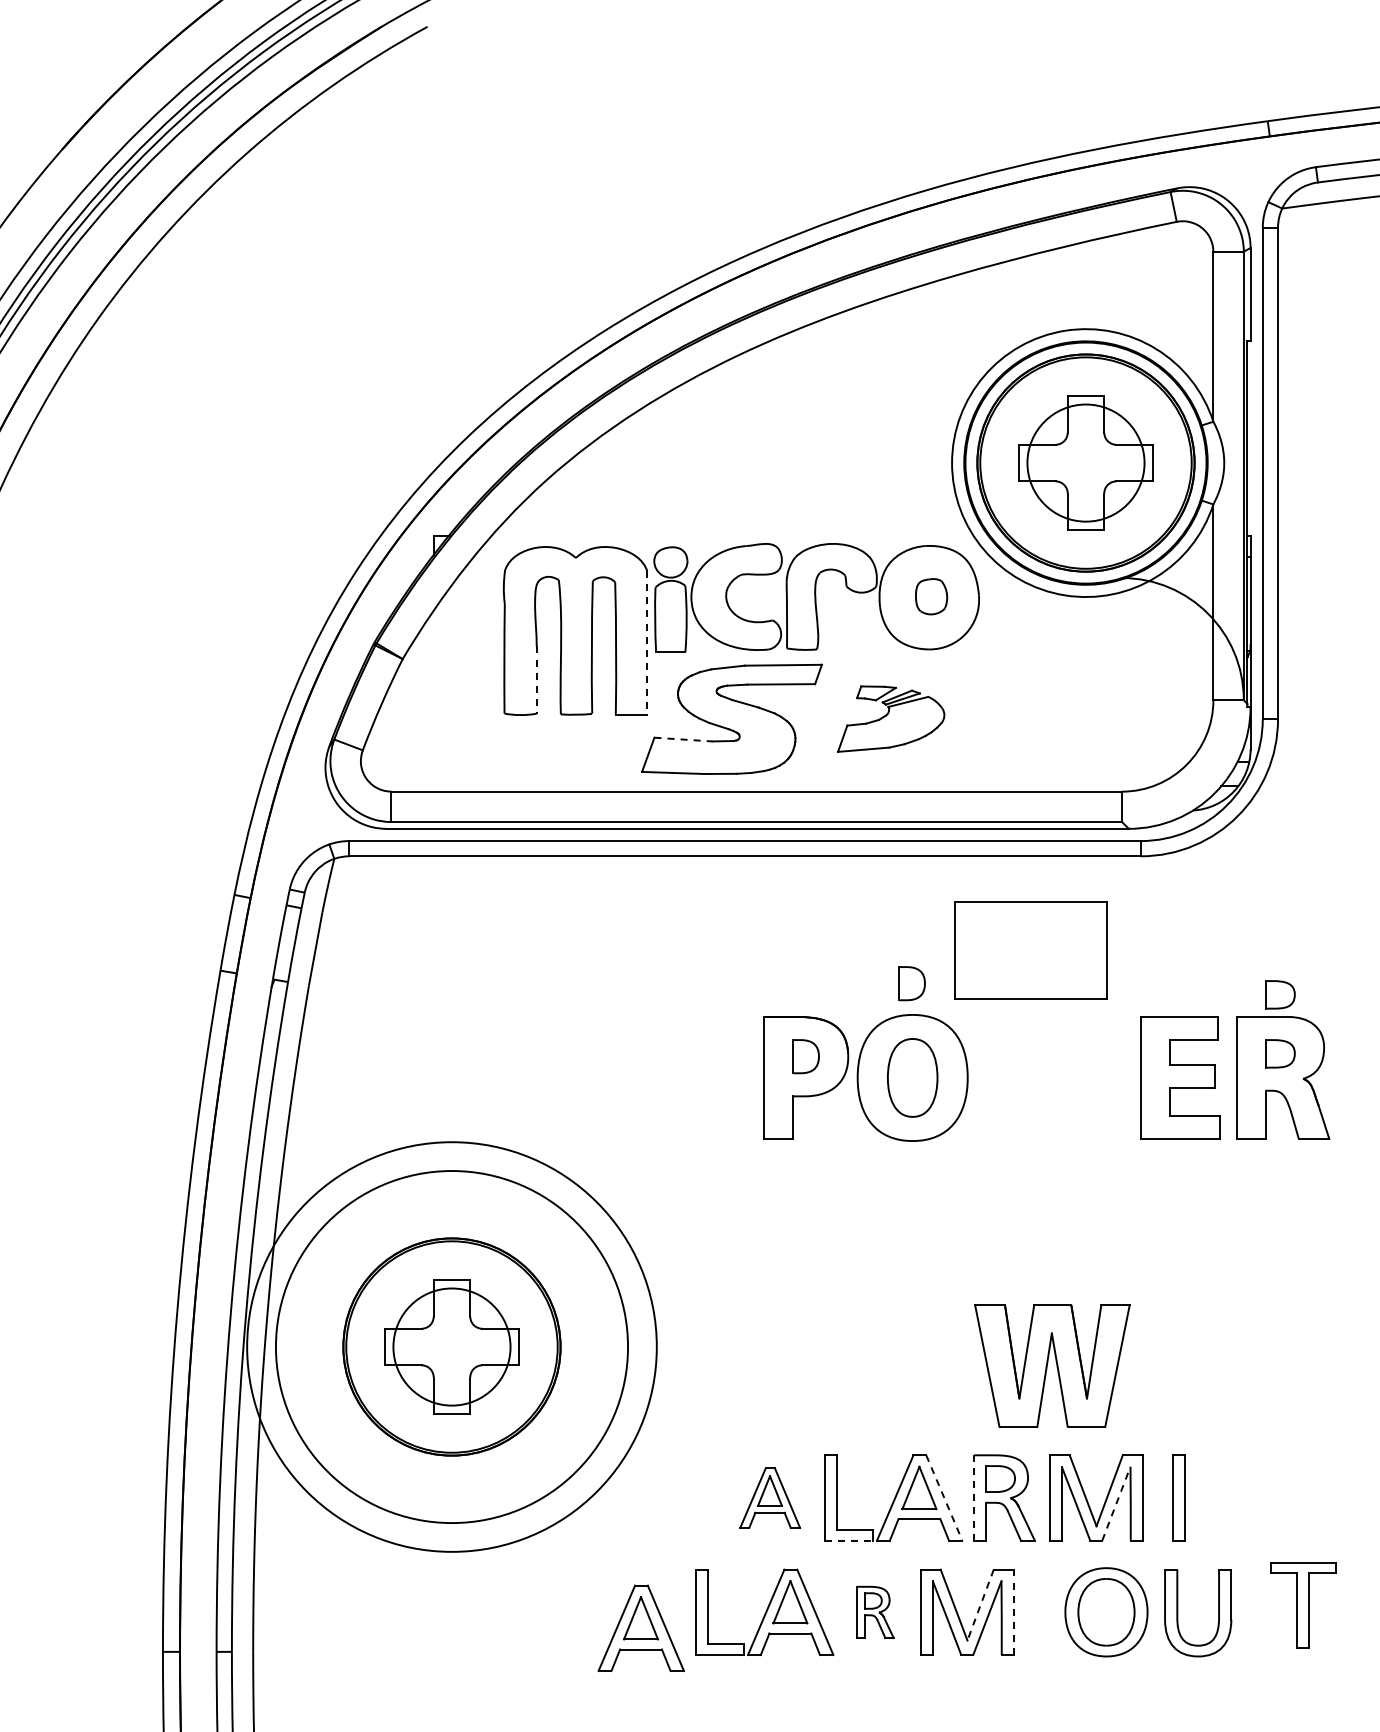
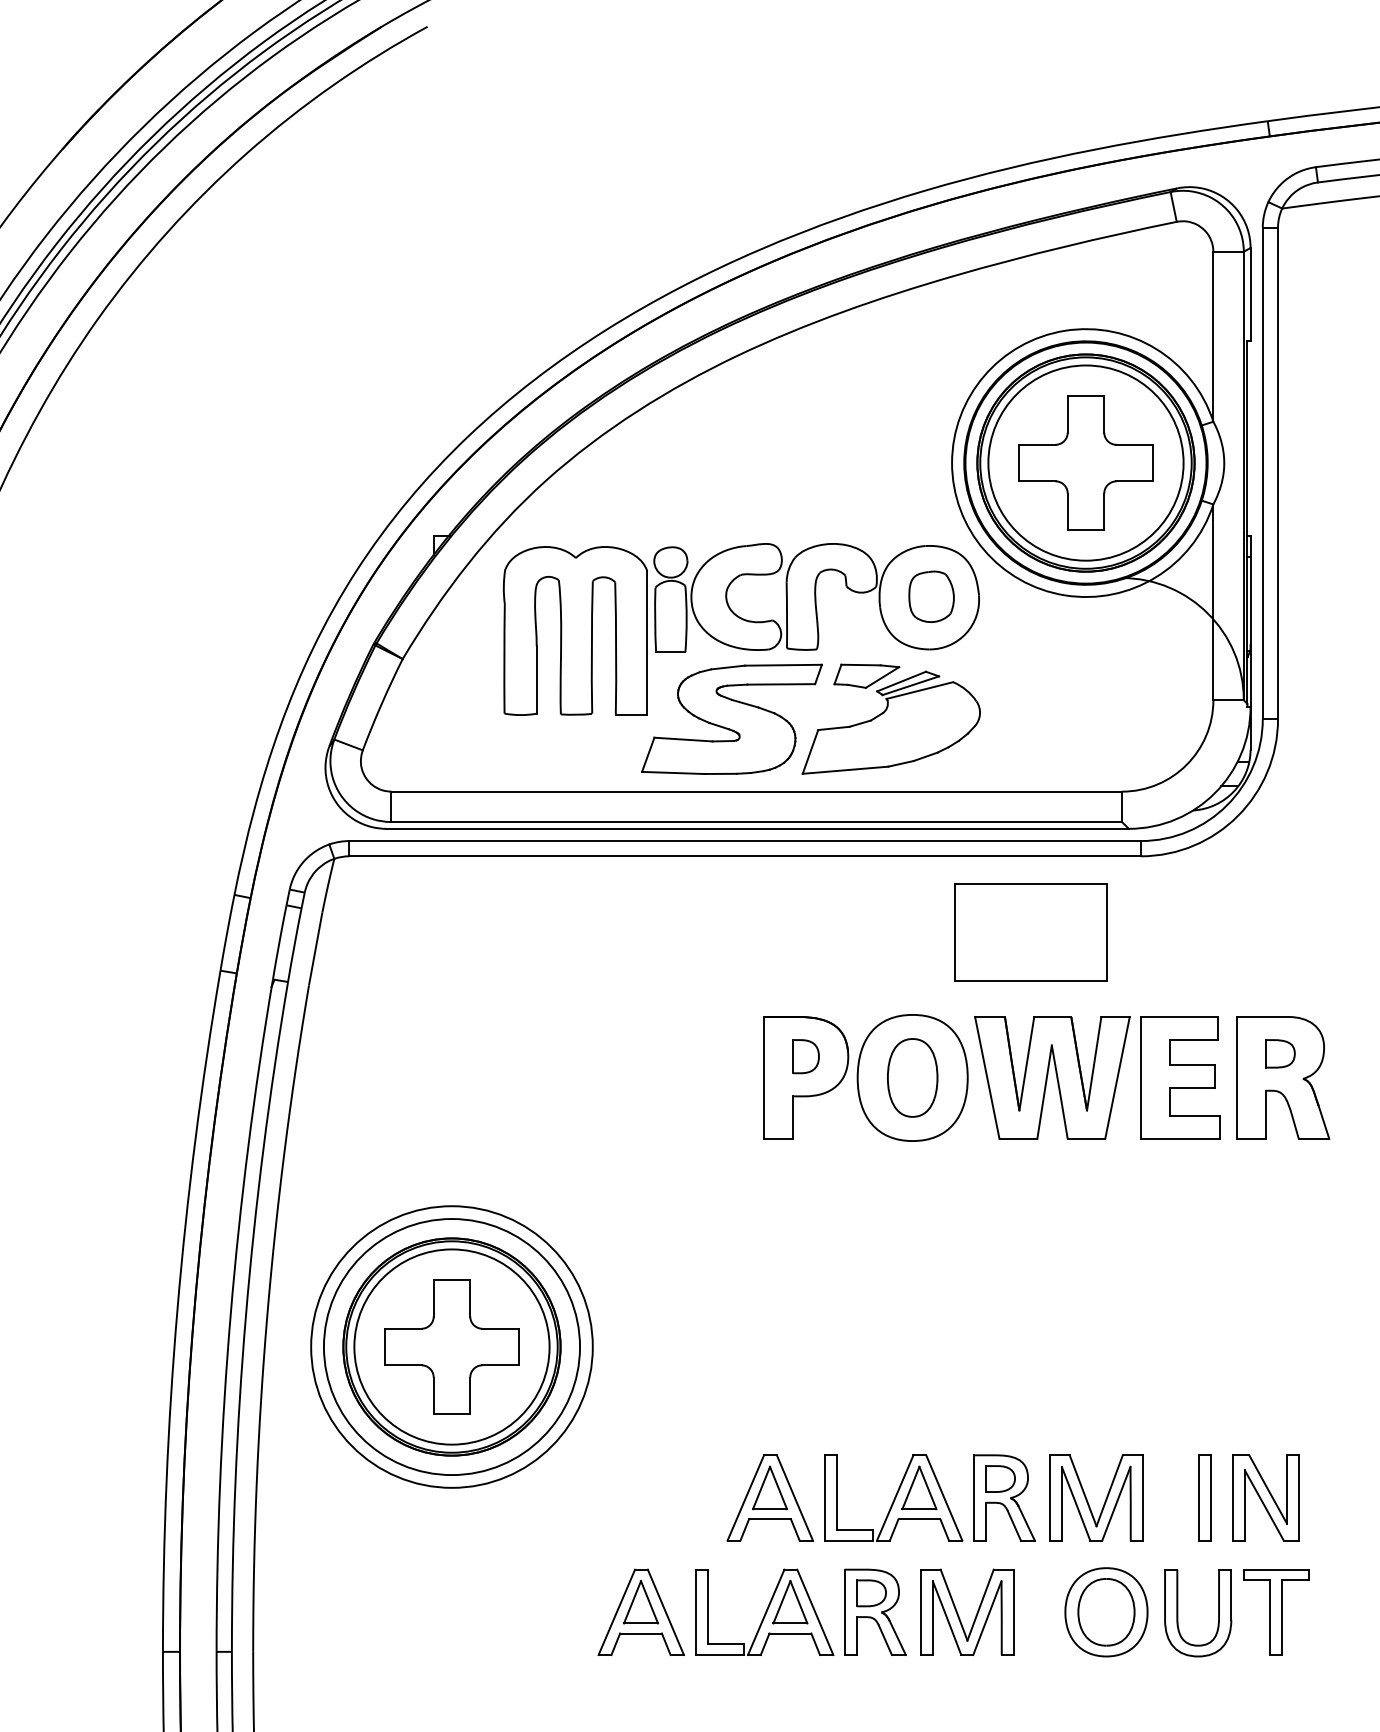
circle diameter: 117 px -> 195 px (1085, 462)
part size: 34x38 px -> 47x53 px (931, 596)
line: dashed -> solid (647, 642)
line: dashed -> solid (536, 680)
part size: 109x68 px -> 180x112 px (890, 718)
line: dashed -> solid (683, 739)
part position: (1030, 950) -> (1030, 932) (1030, 932)
part: present -> none (911, 983)
part: present -> none (1280, 994)
circle diameter: 117 px -> 195 px (451, 1346)
circle diameter: 410 px -> 256 px (451, 1347)
circle diameter: 352 px -> 282 px (451, 1346)
part position: (1052, 1365) -> (1052, 1077) (1052, 1077)
part size: 62x62 px -> 88x88 px (769, 1497)
line: dashed -> solid (974, 1497)
part position: (1178, 1497) -> (1204, 1497) (1204, 1497)
part: none -> present (1265, 1497)
line: dashed -> solid (944, 1498)
line: dashed -> solid (1116, 1503)
line: dashed -> solid (849, 1540)
line: dashed -> solid (980, 1605)
part position: (1303, 1605) -> (1276, 1612) (1276, 1612)
part size: 39x54 px -> 63x89 px (875, 1612)
line: dashed -> solid (1013, 1612)
part position: (640, 1627) -> (640, 1611) (640, 1611)
